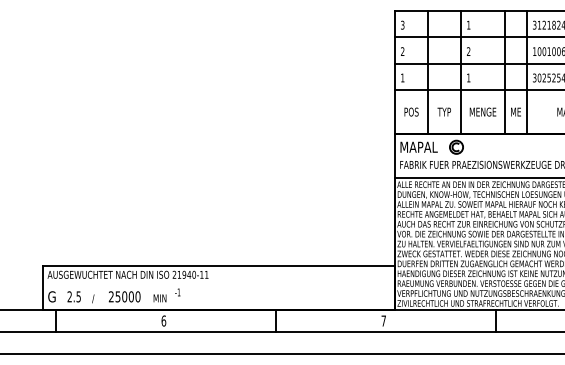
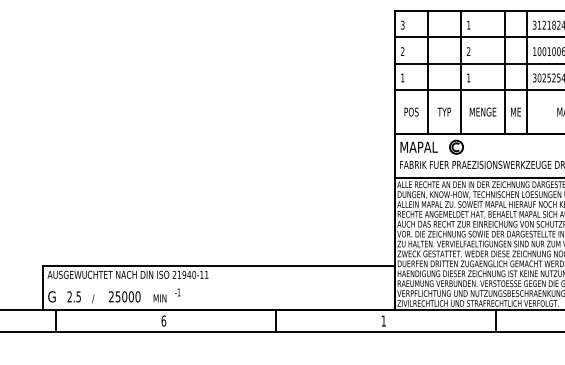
text: 7 -> 1 (383, 320)
line: present -> none (281, 354)
